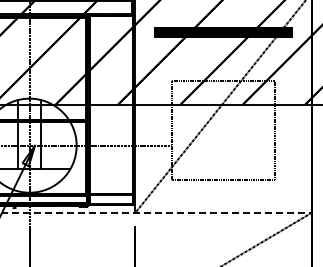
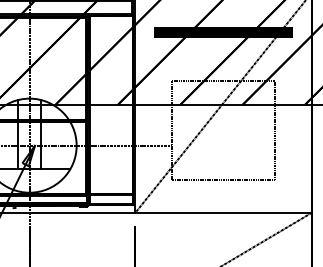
line: dashed -> solid (155, 212)
